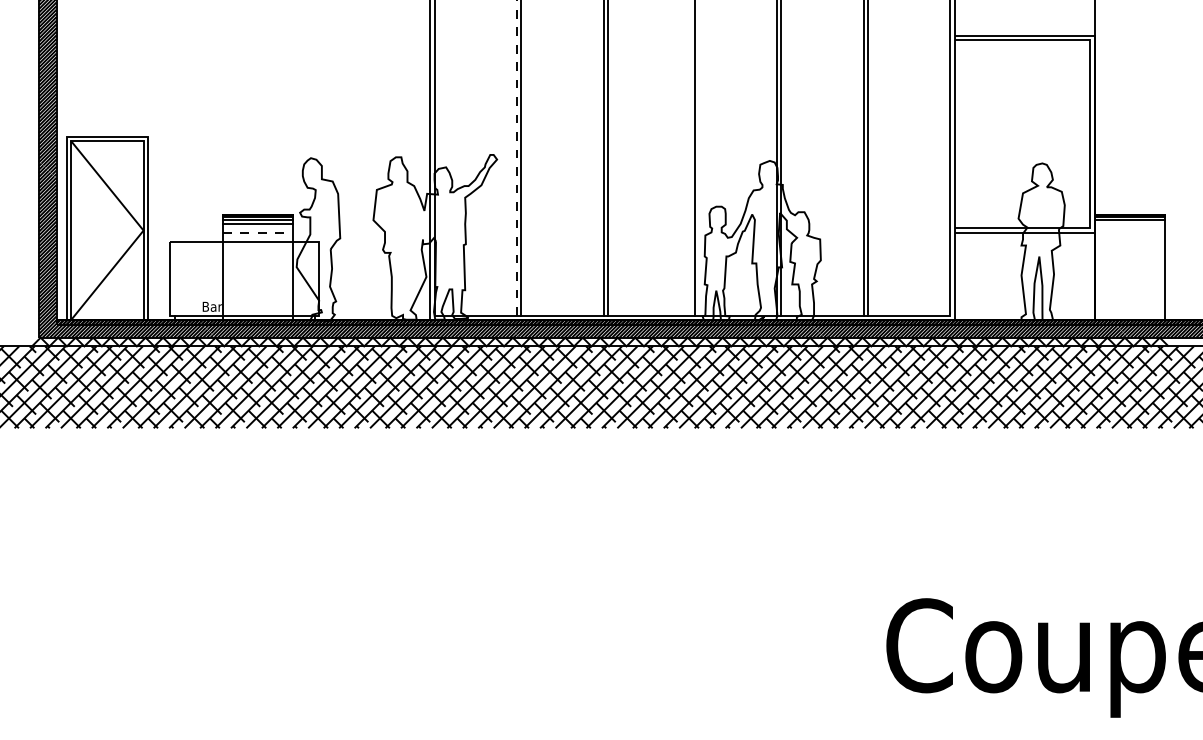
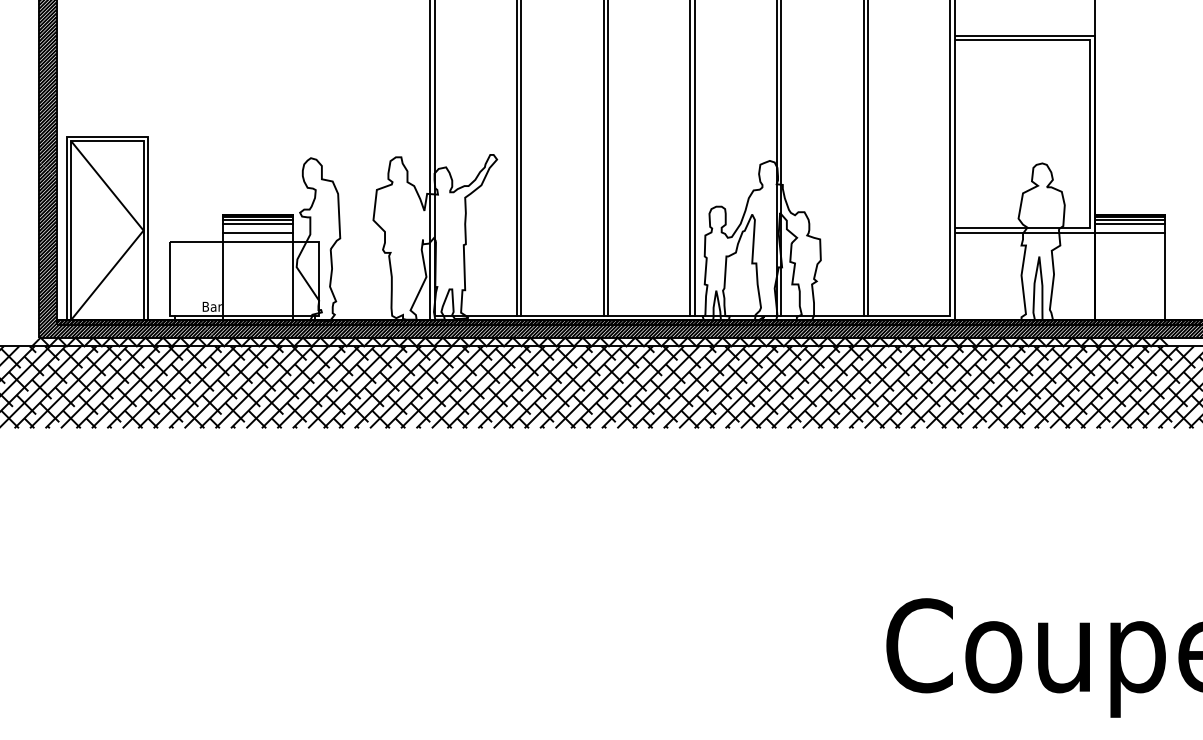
line: dashed -> solid (516, 157)
line: none -> present (690, 158)
line: none -> present (1129, 224)
line: dashed -> solid (257, 232)
line: none -> present (1129, 232)
